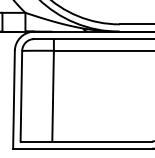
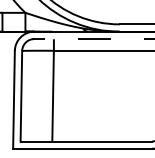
line: solid -> dashed (94, 39)
